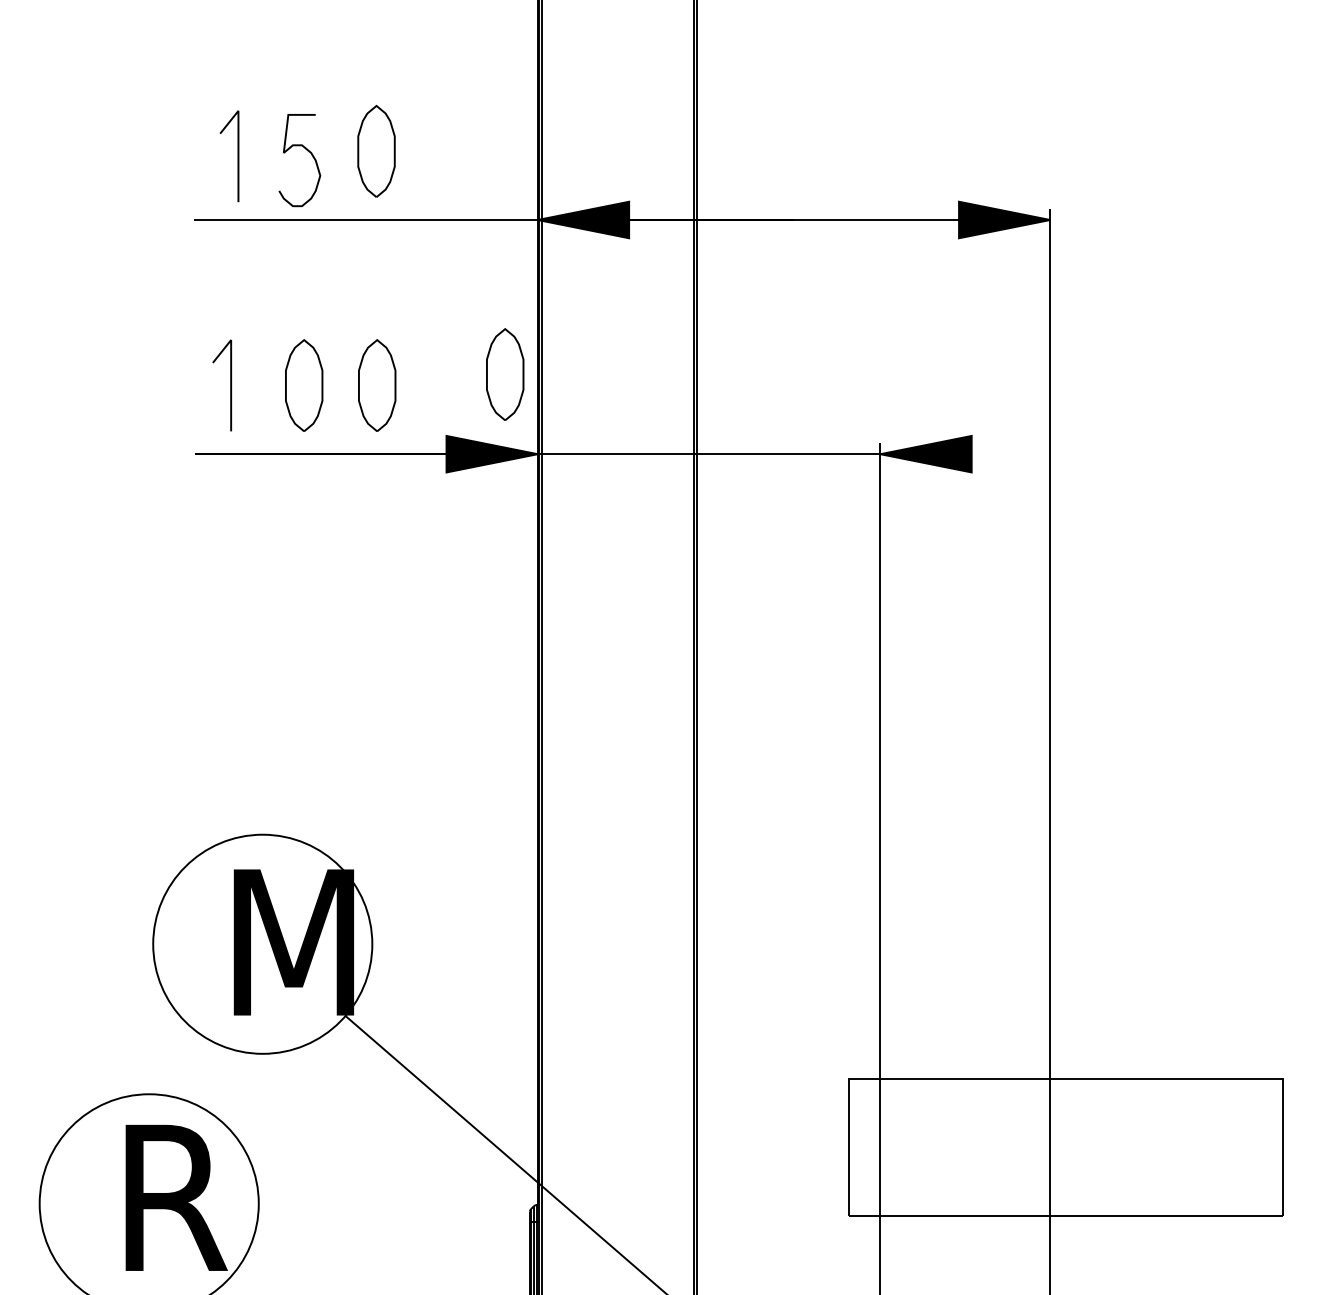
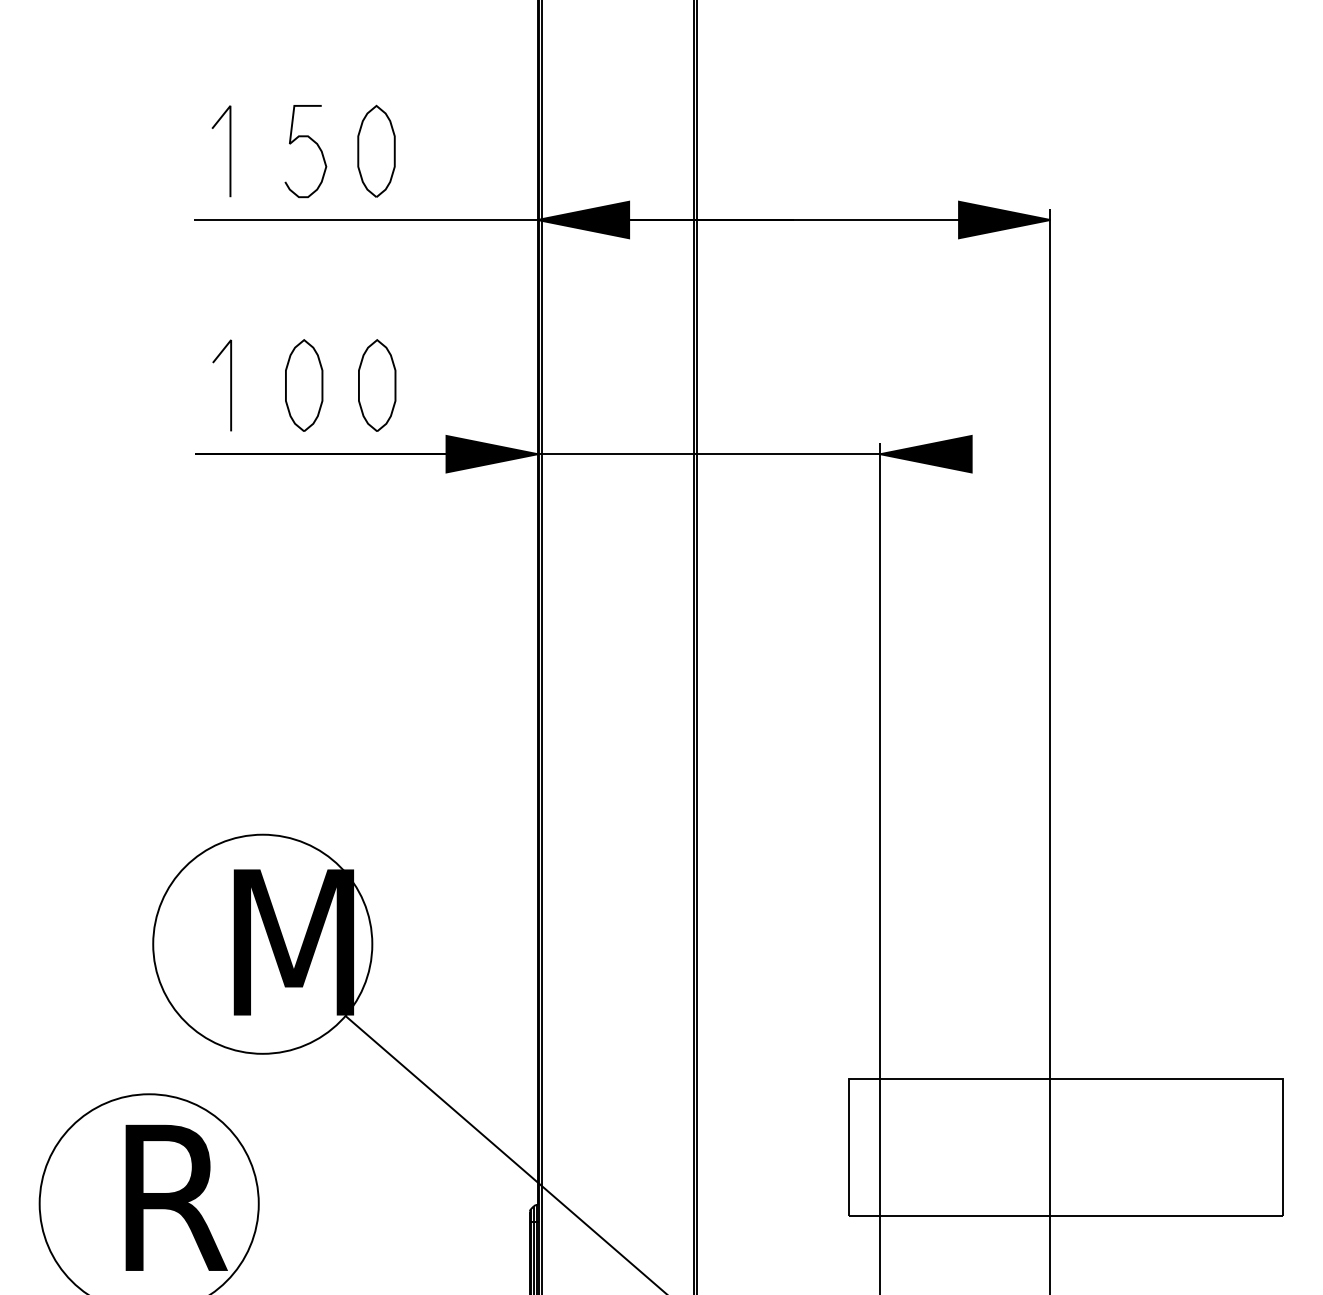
curve position: (307, 151) -> (313, 142) (313, 142)
line position: (237, 156) -> (229, 151) (229, 151)
part: present -> none (505, 374)
